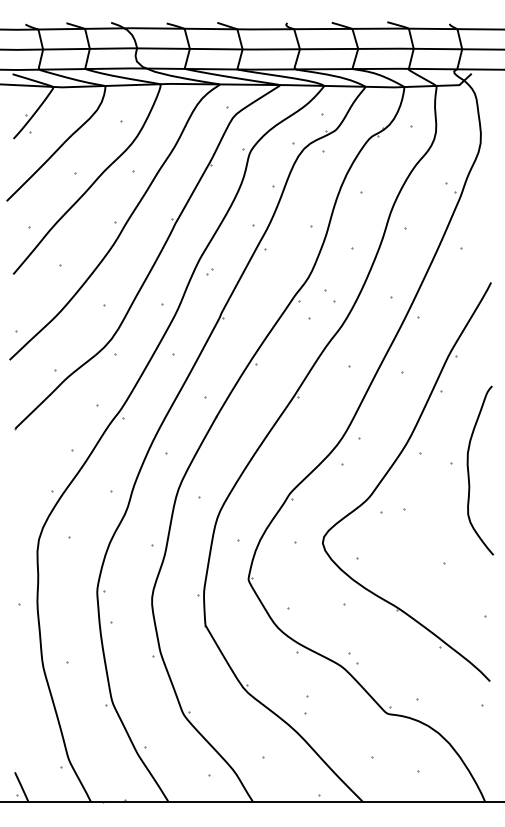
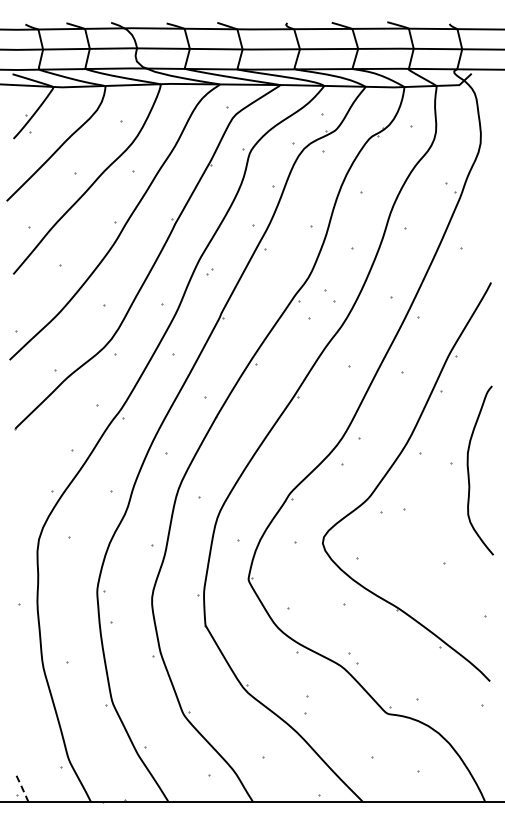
line: solid -> dashed (21, 787)
